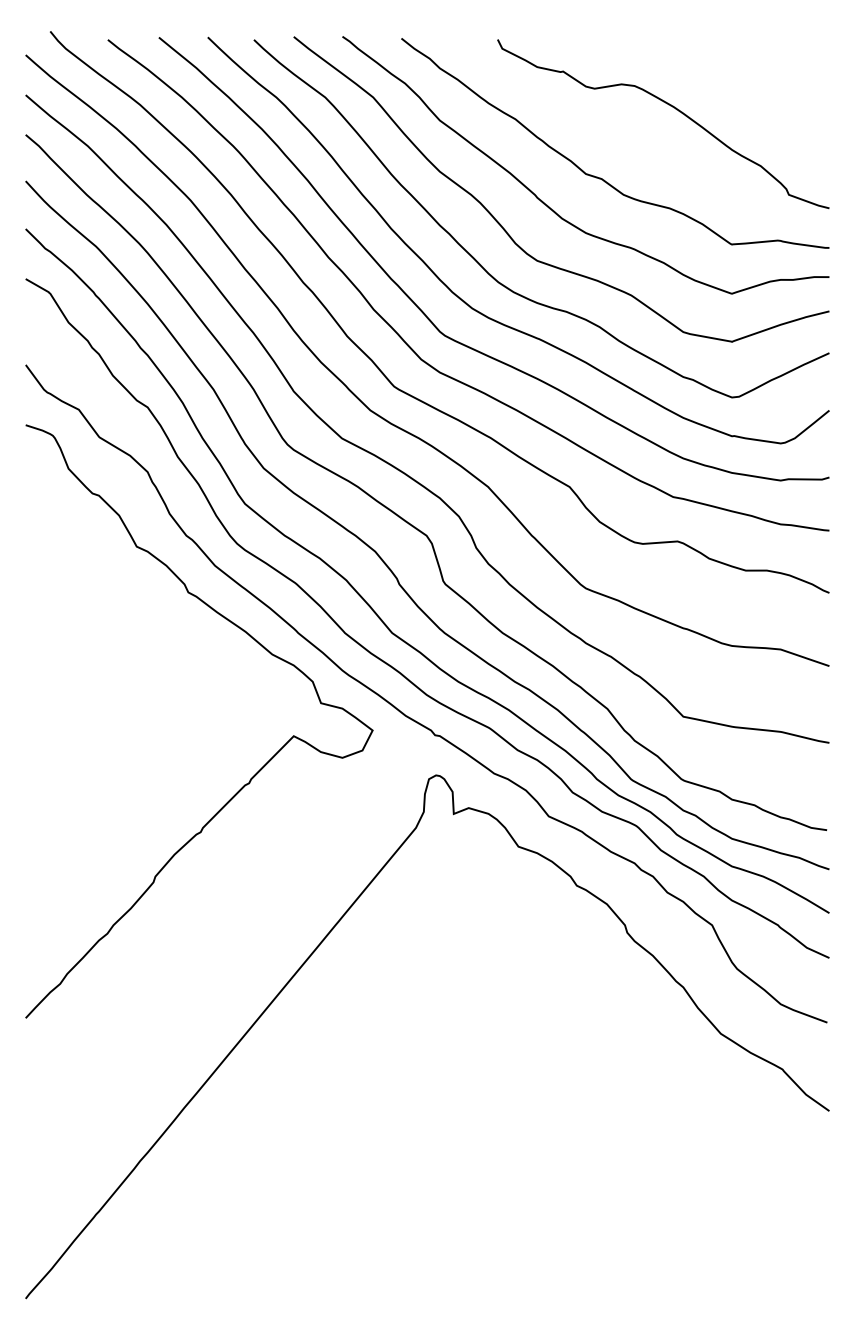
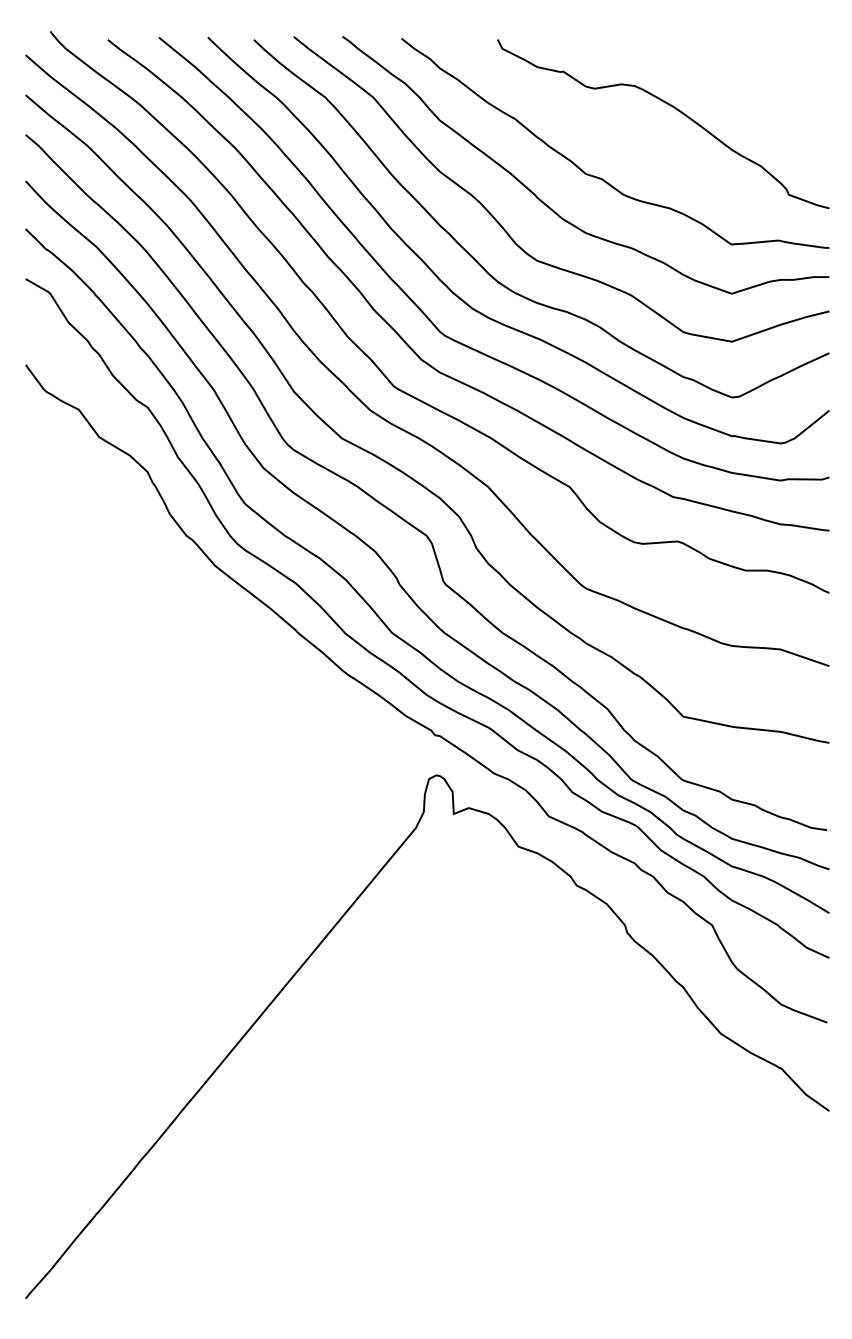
curve: present -> none (253, 775)
